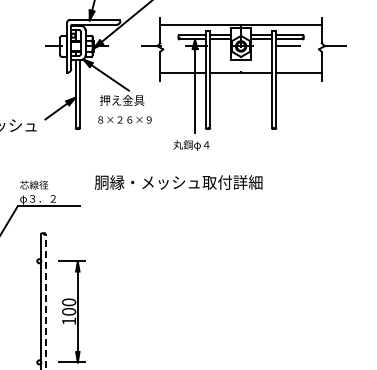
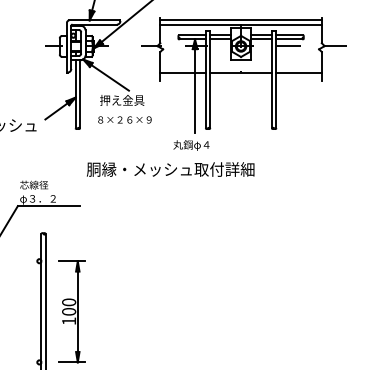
line: none -> present (240, 20)
text position: (178, 182) -> (170, 169) (170, 169)
line: dashed -> solid (45, 301)
